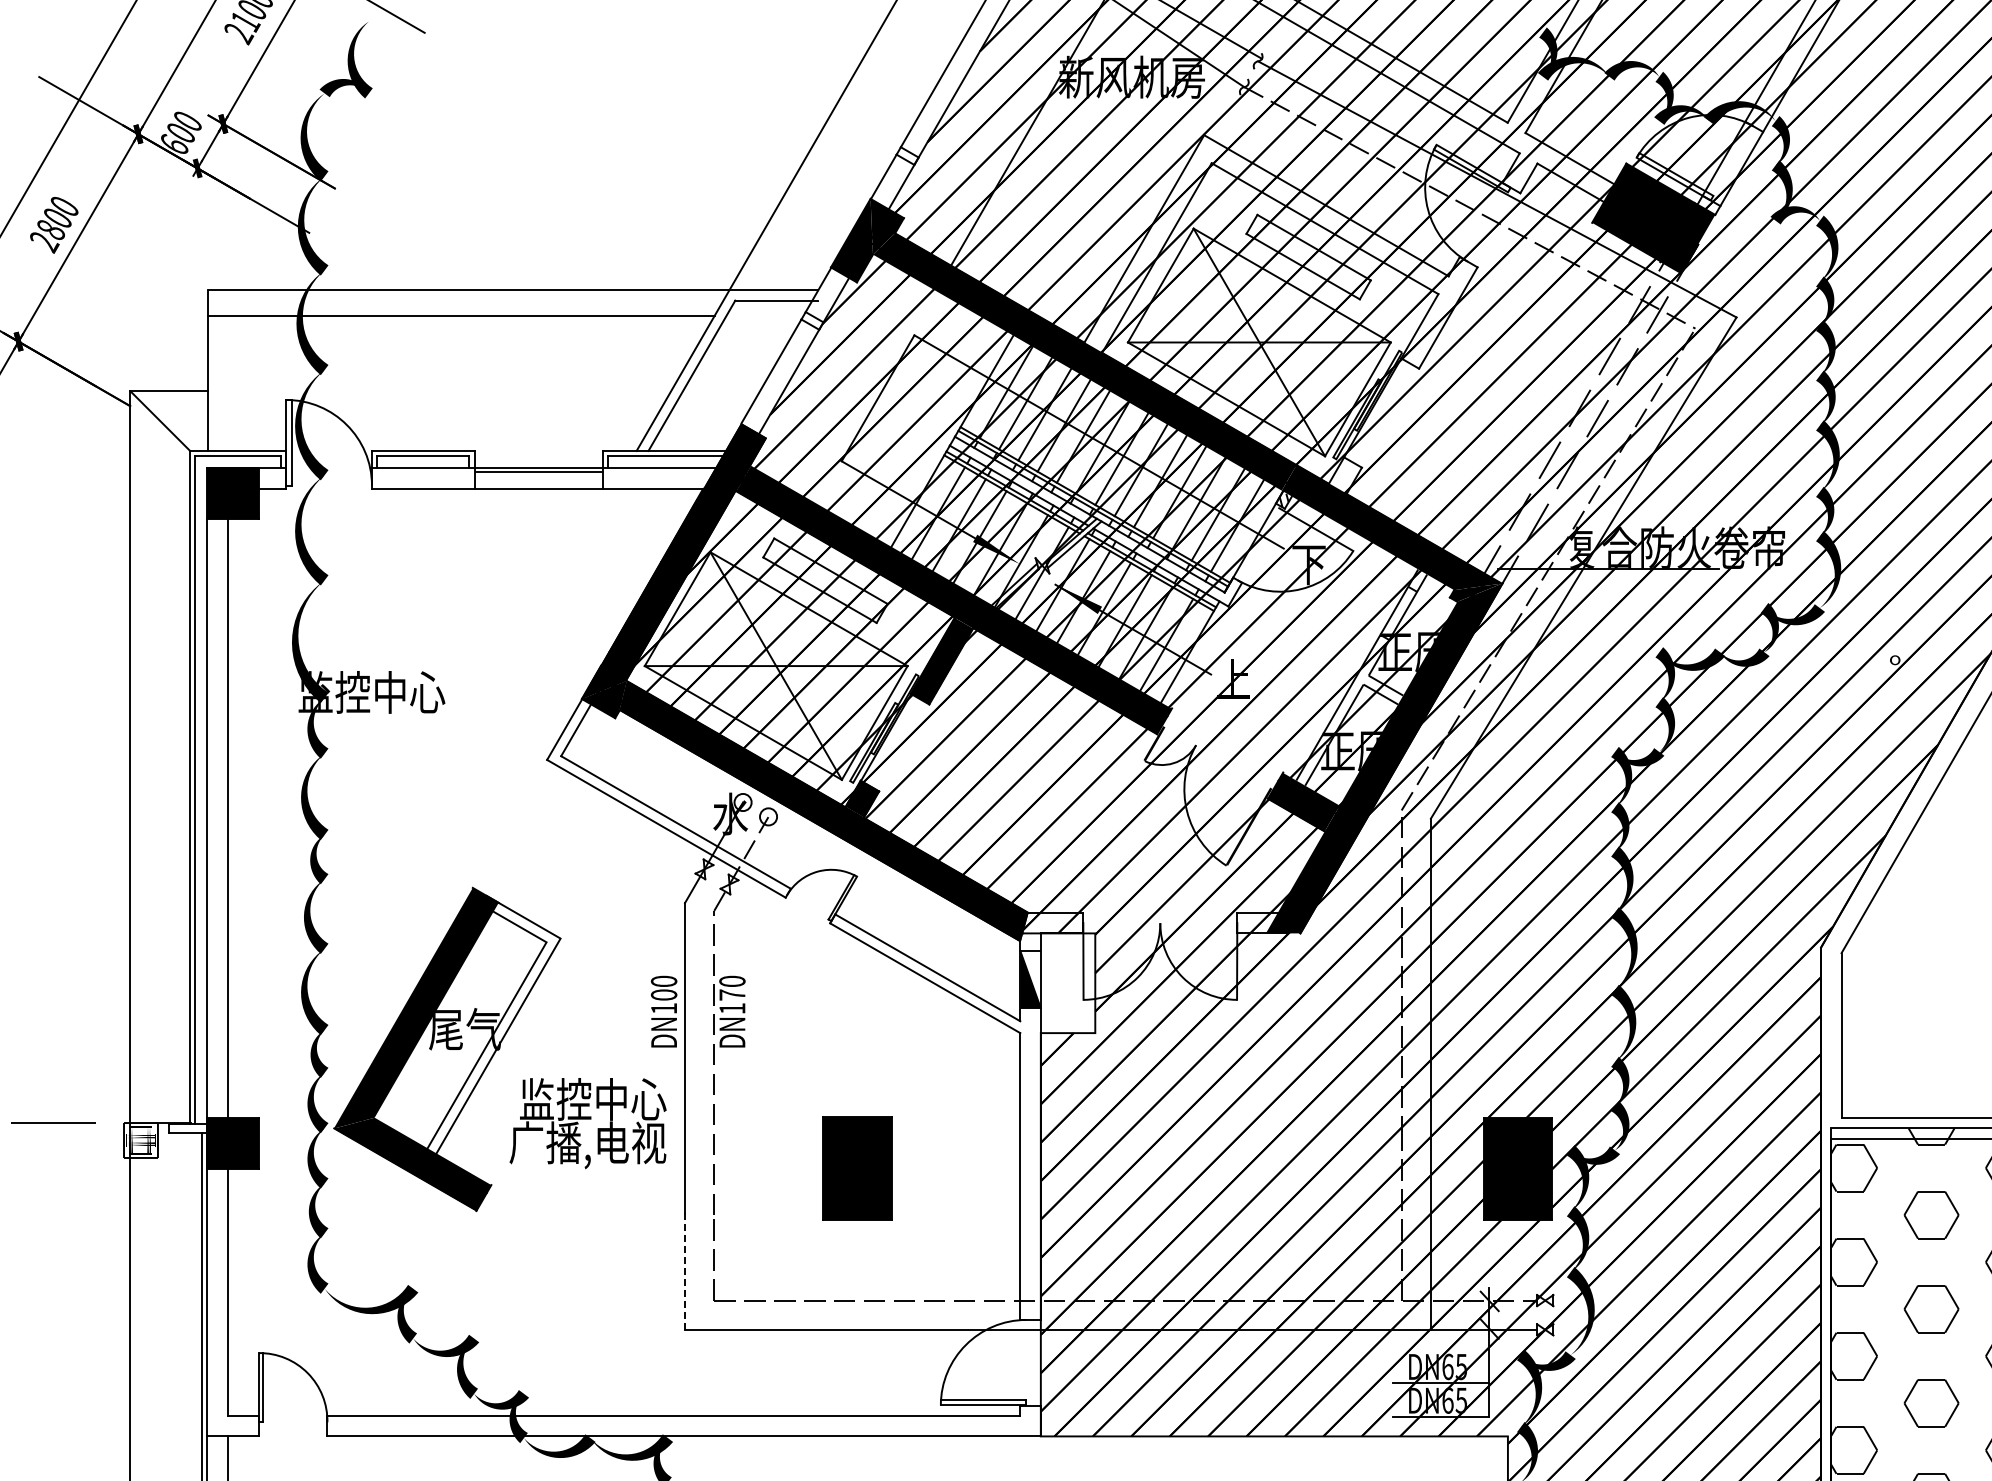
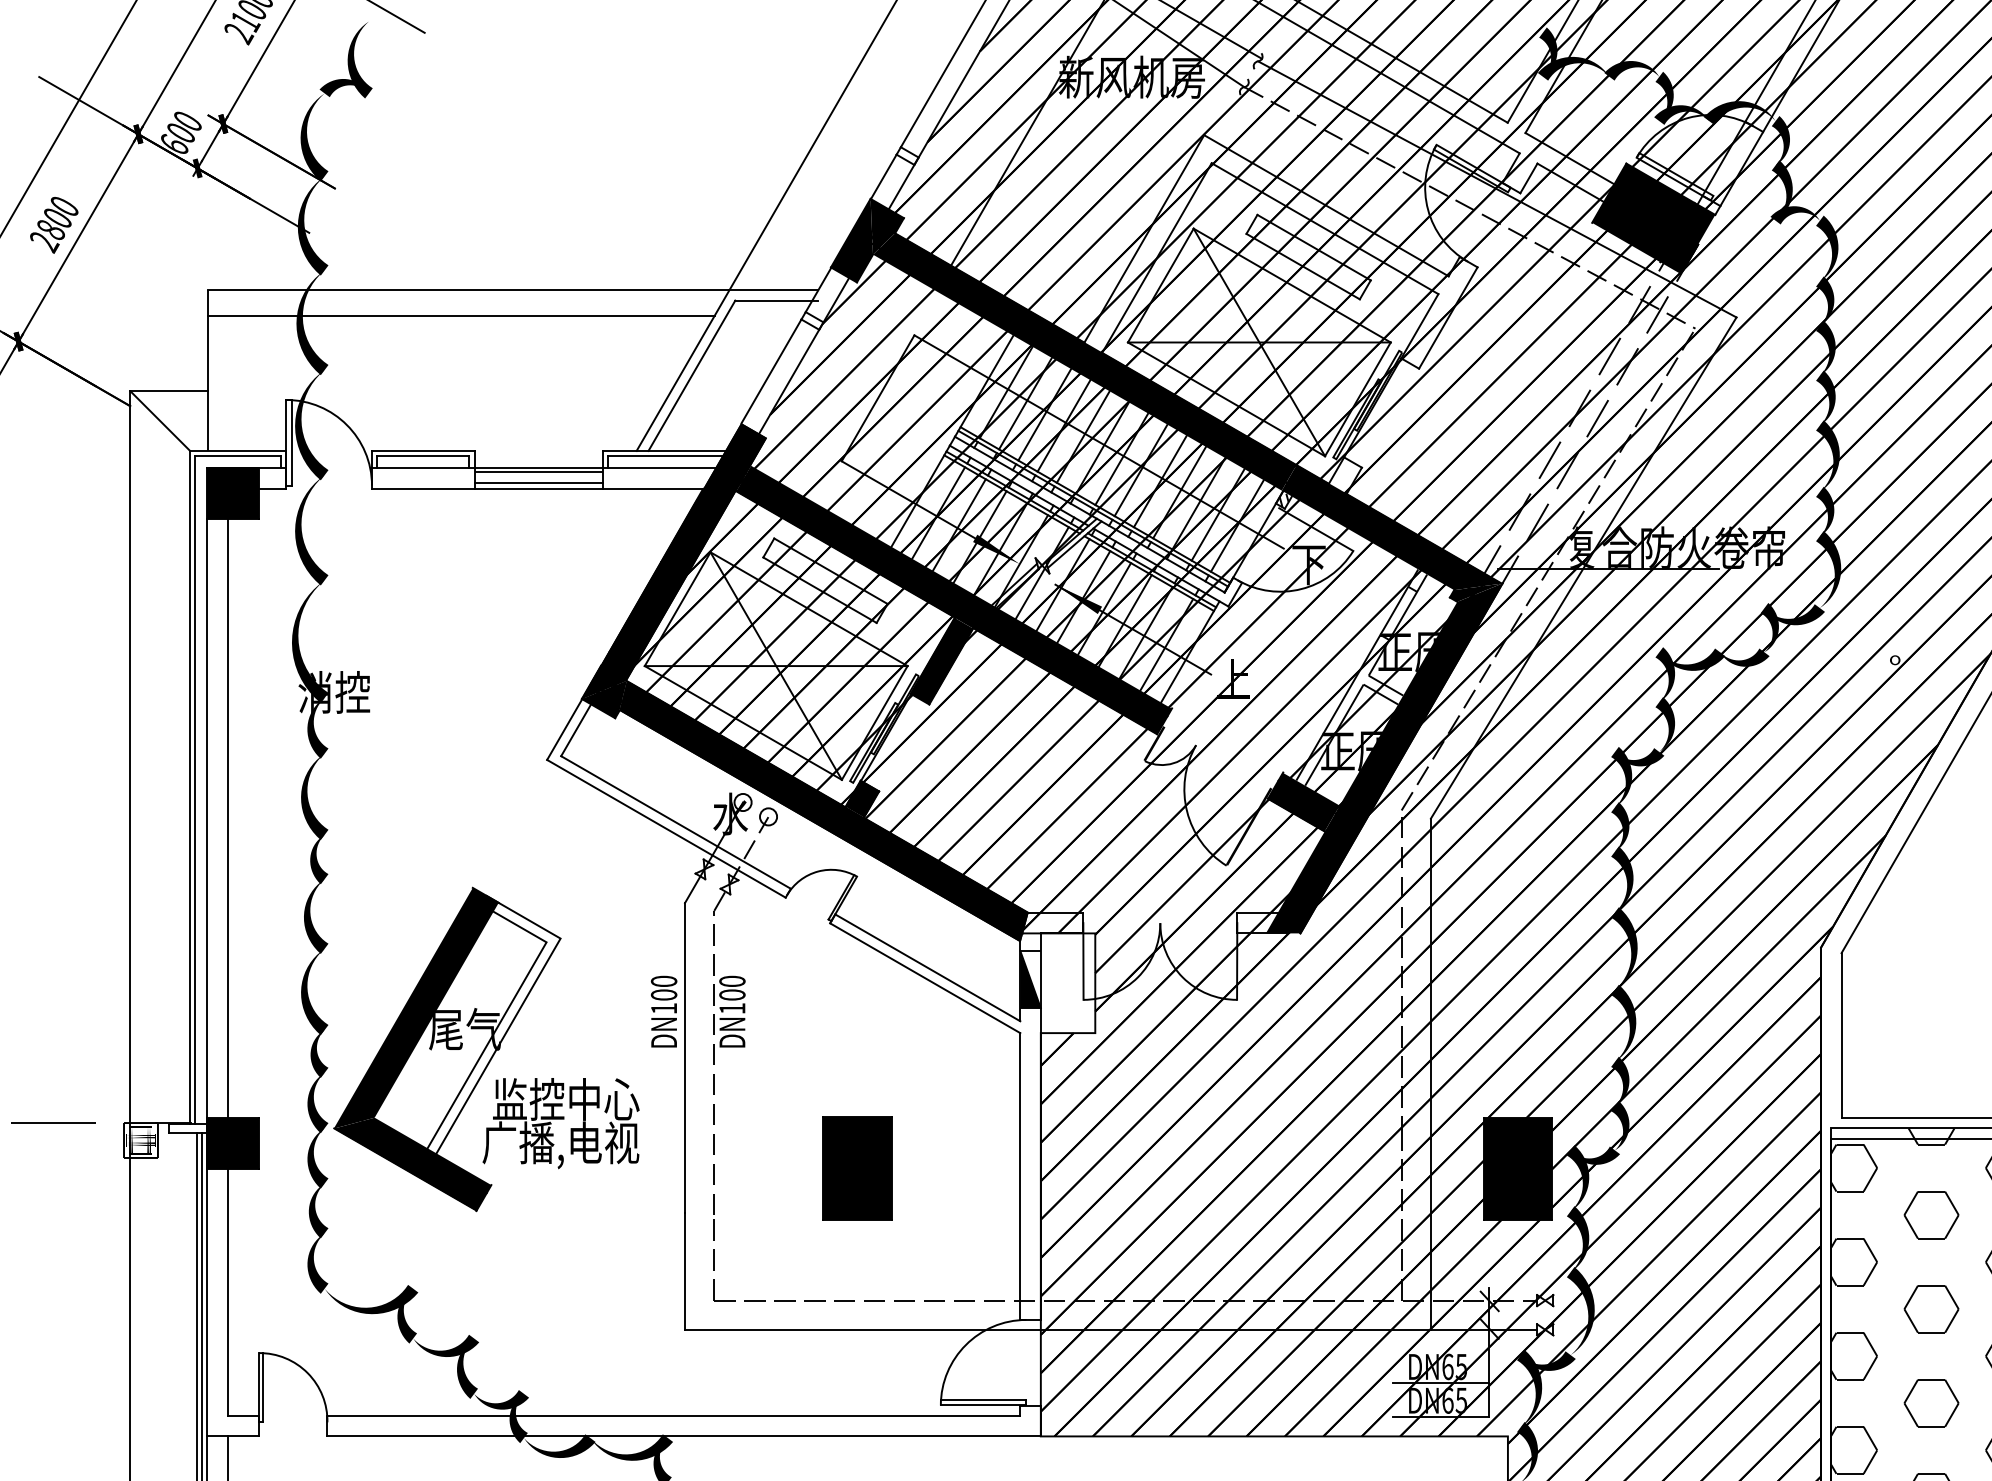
line: none -> present (538, 483)
text: 监控中心 -> 消控 (371, 692)
text: DN170 -> DN100 (732, 994)
text position: (587, 1123) -> (560, 1123) (560, 1123)
line: dashed -> solid (685, 1271)
line: none -> present (196, 1304)
